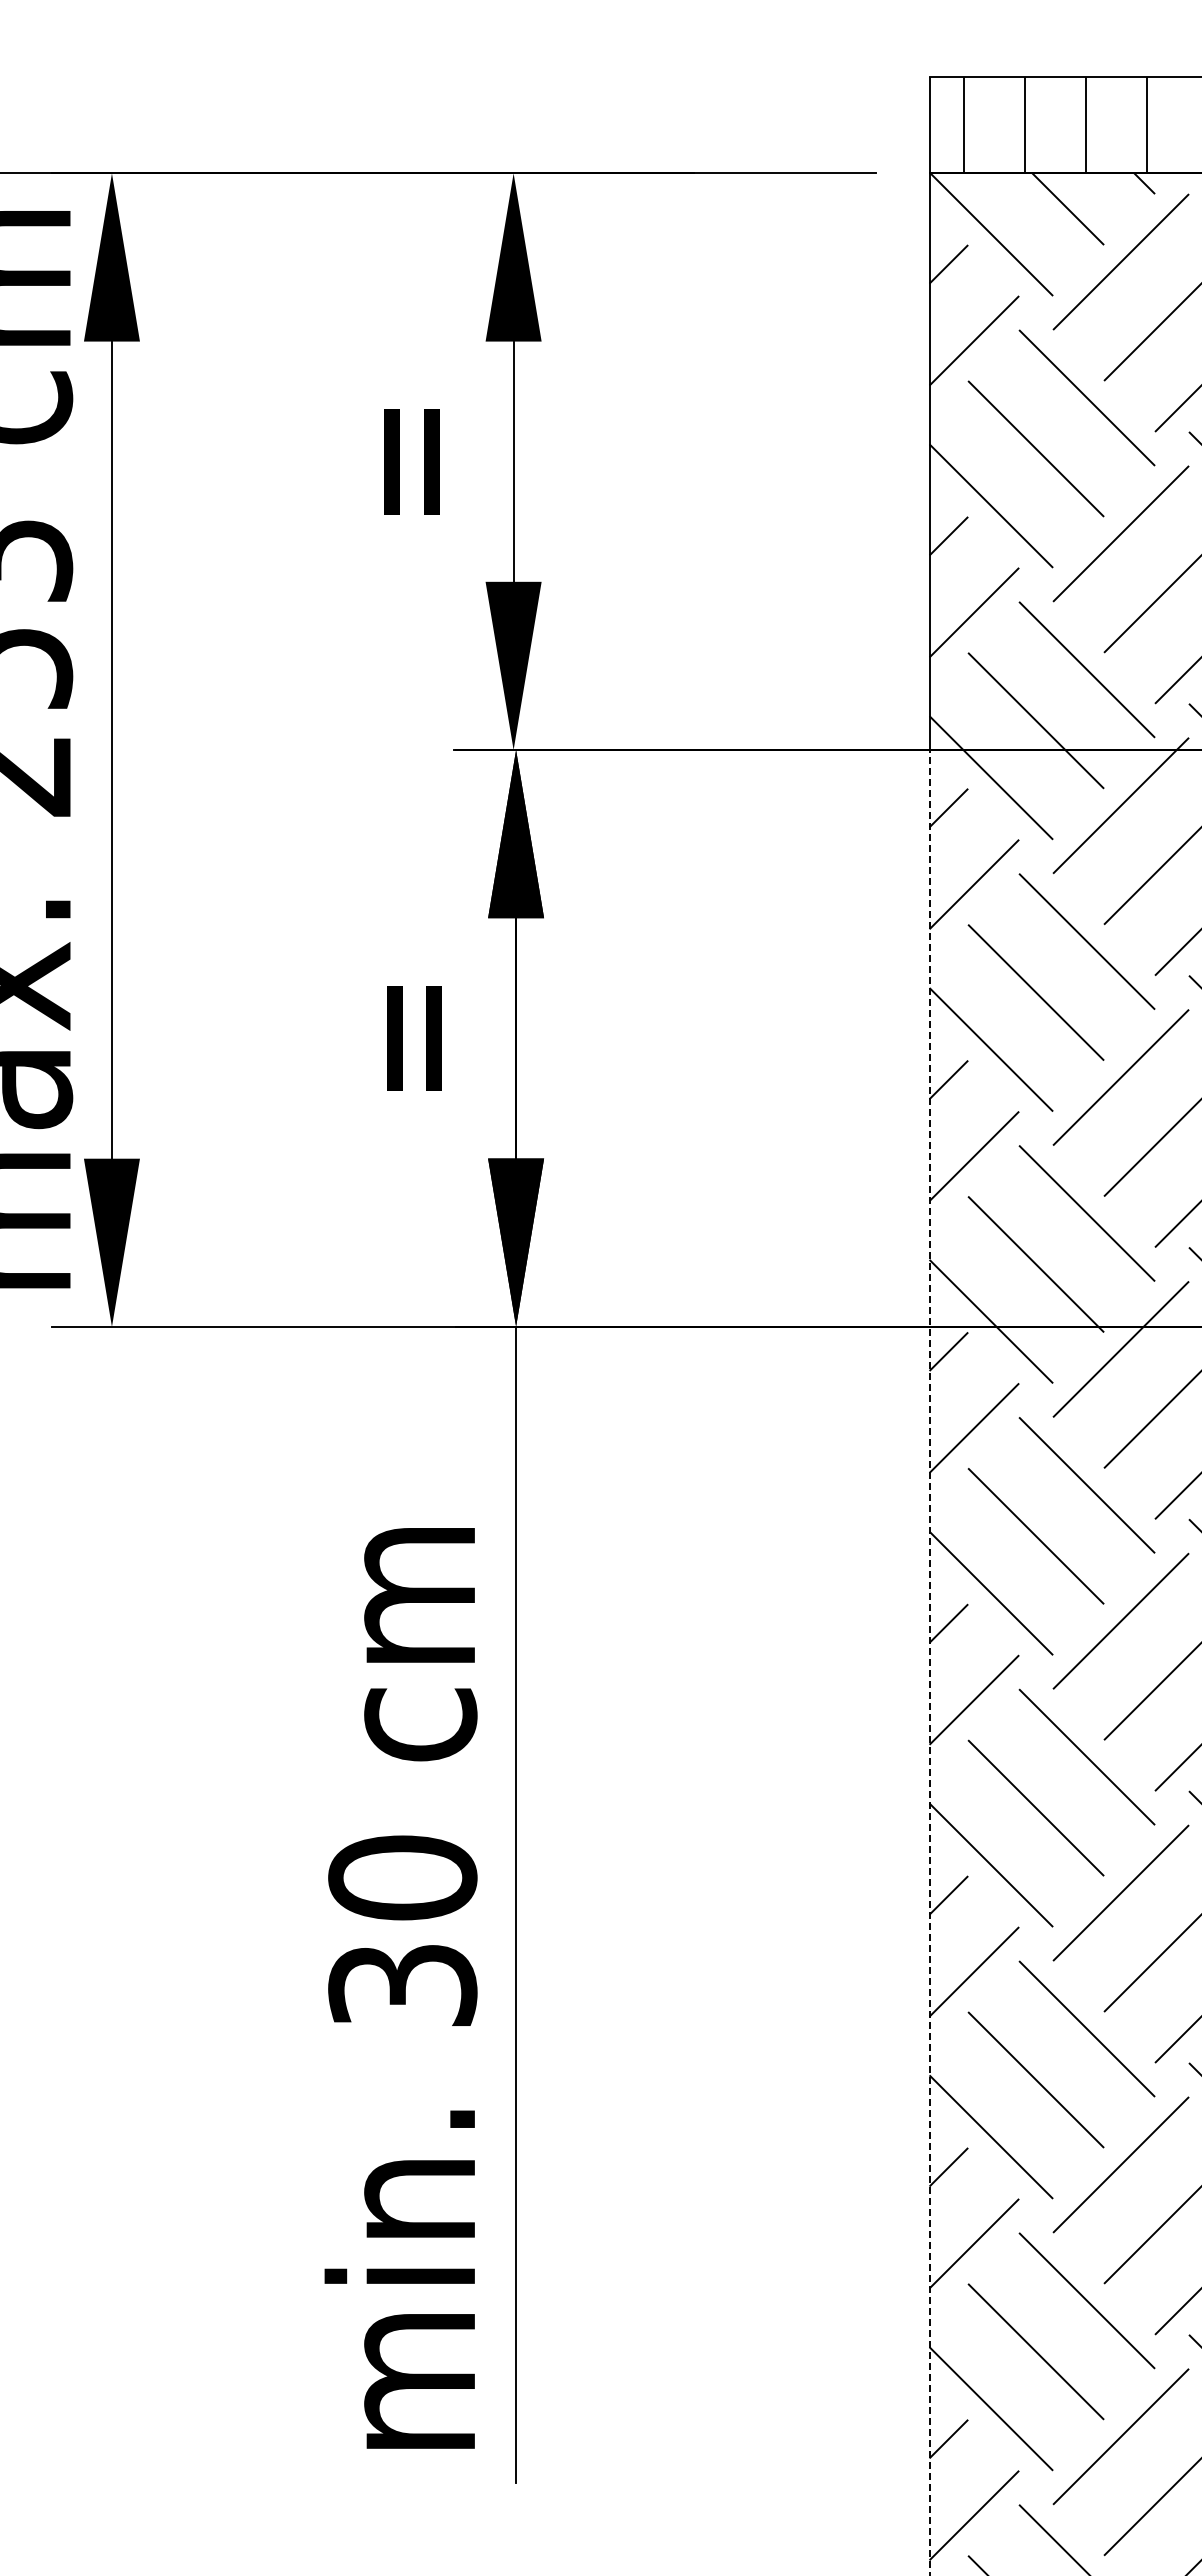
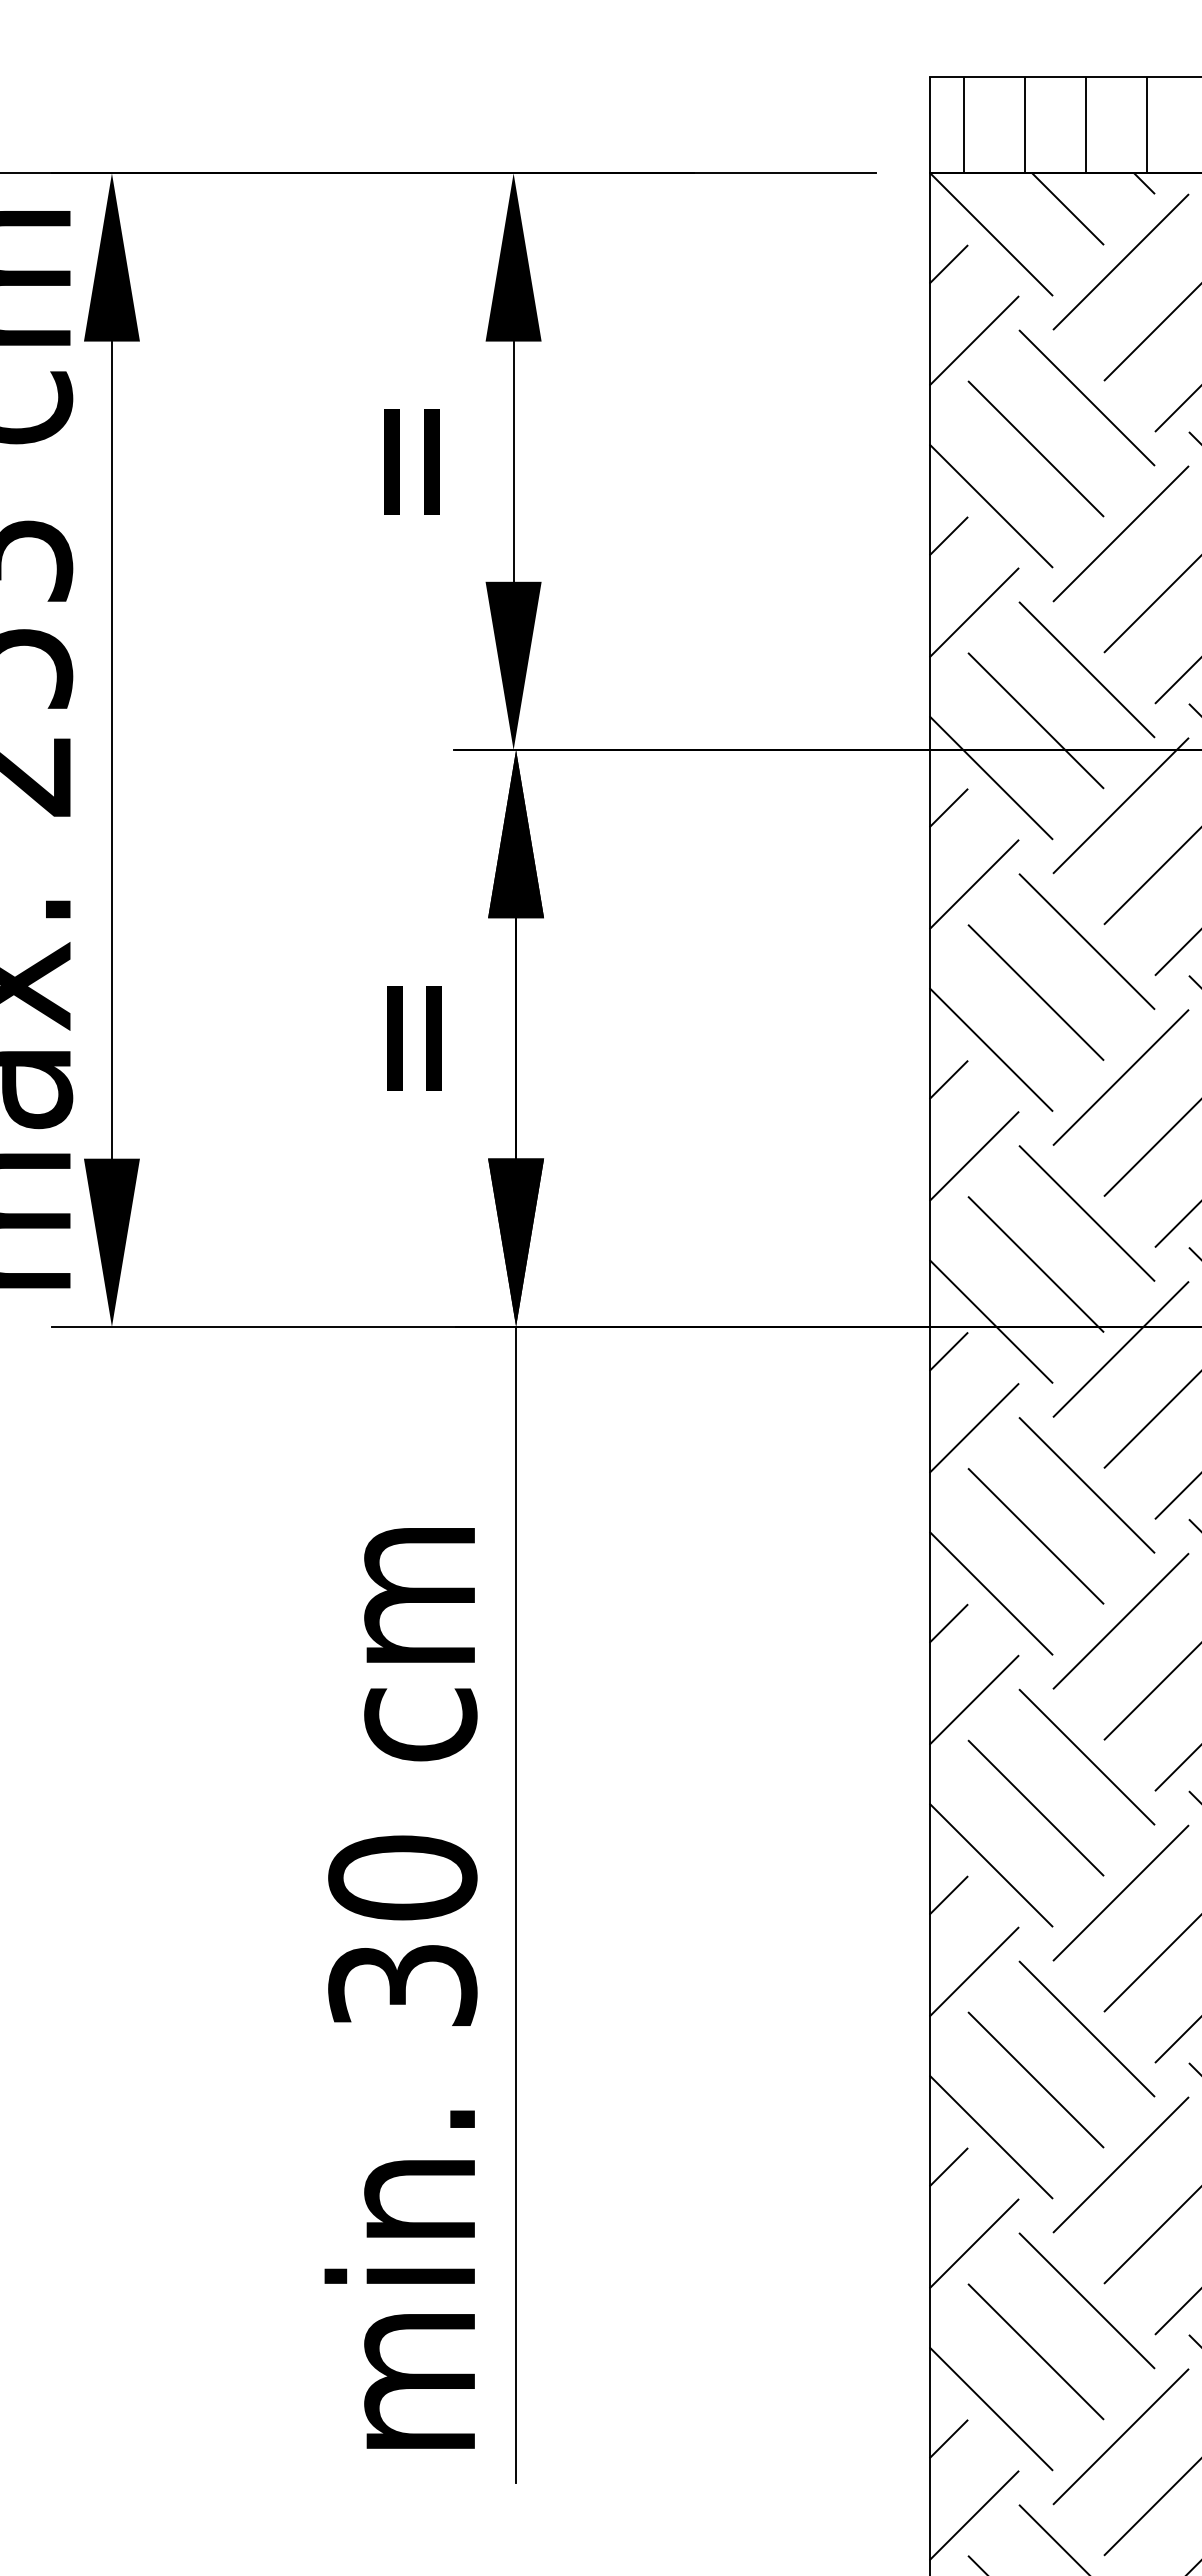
line: dashed -> solid (929, 1662)
